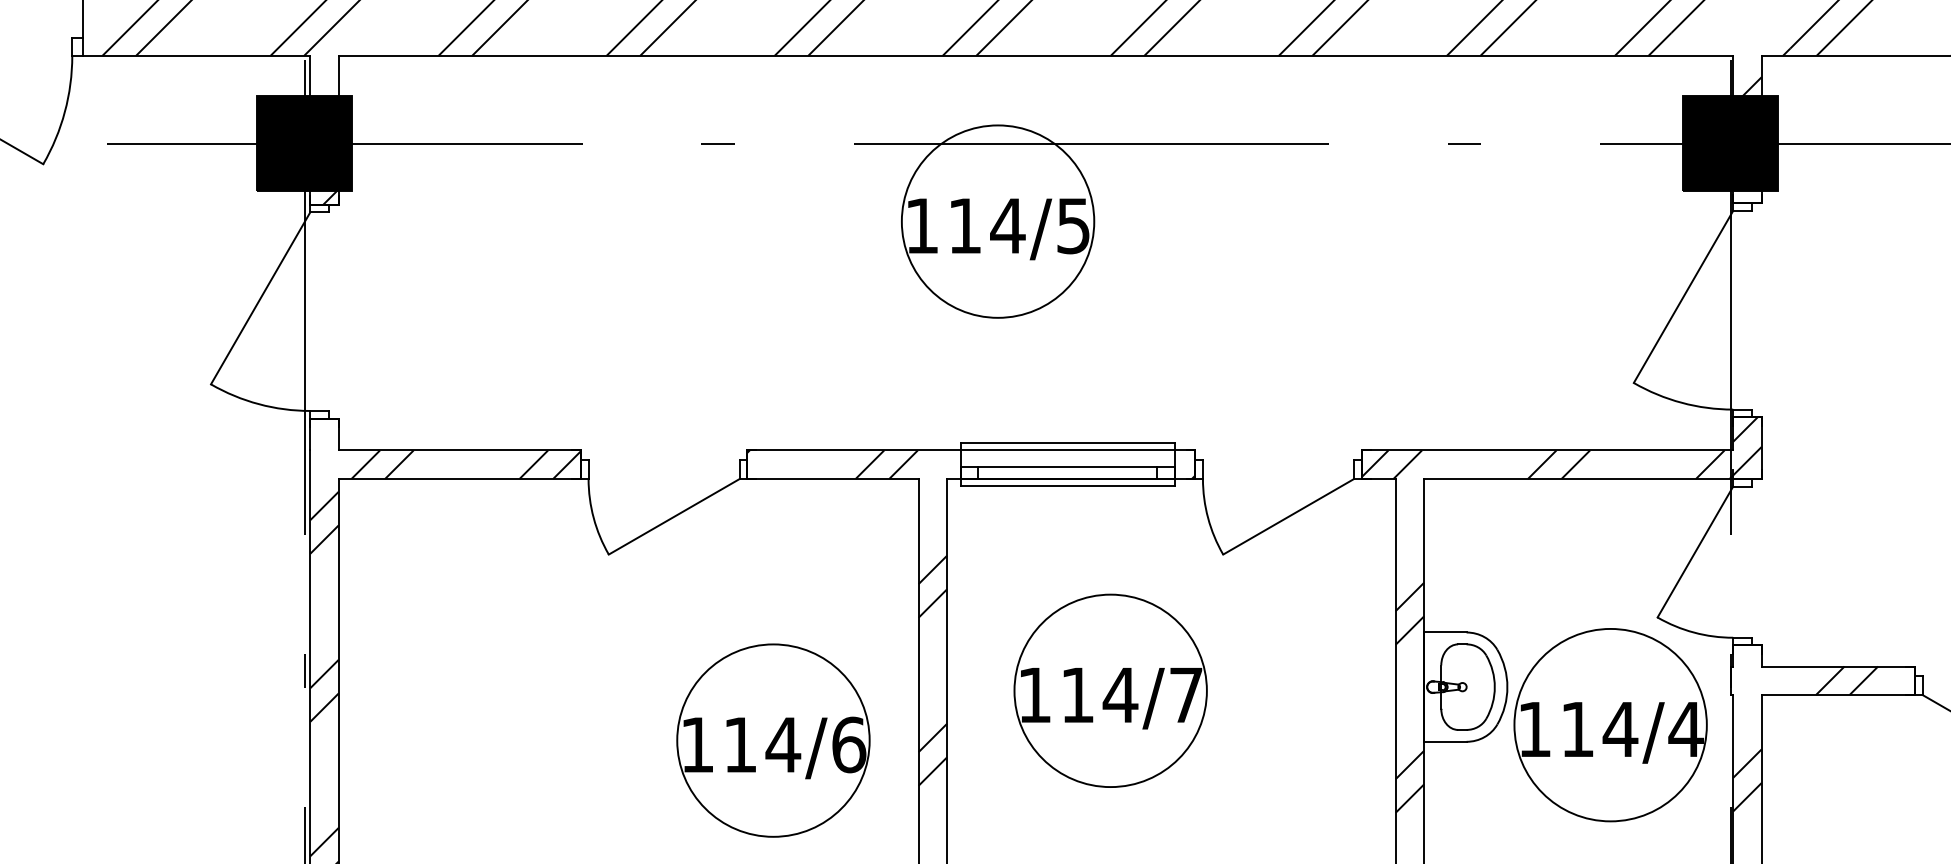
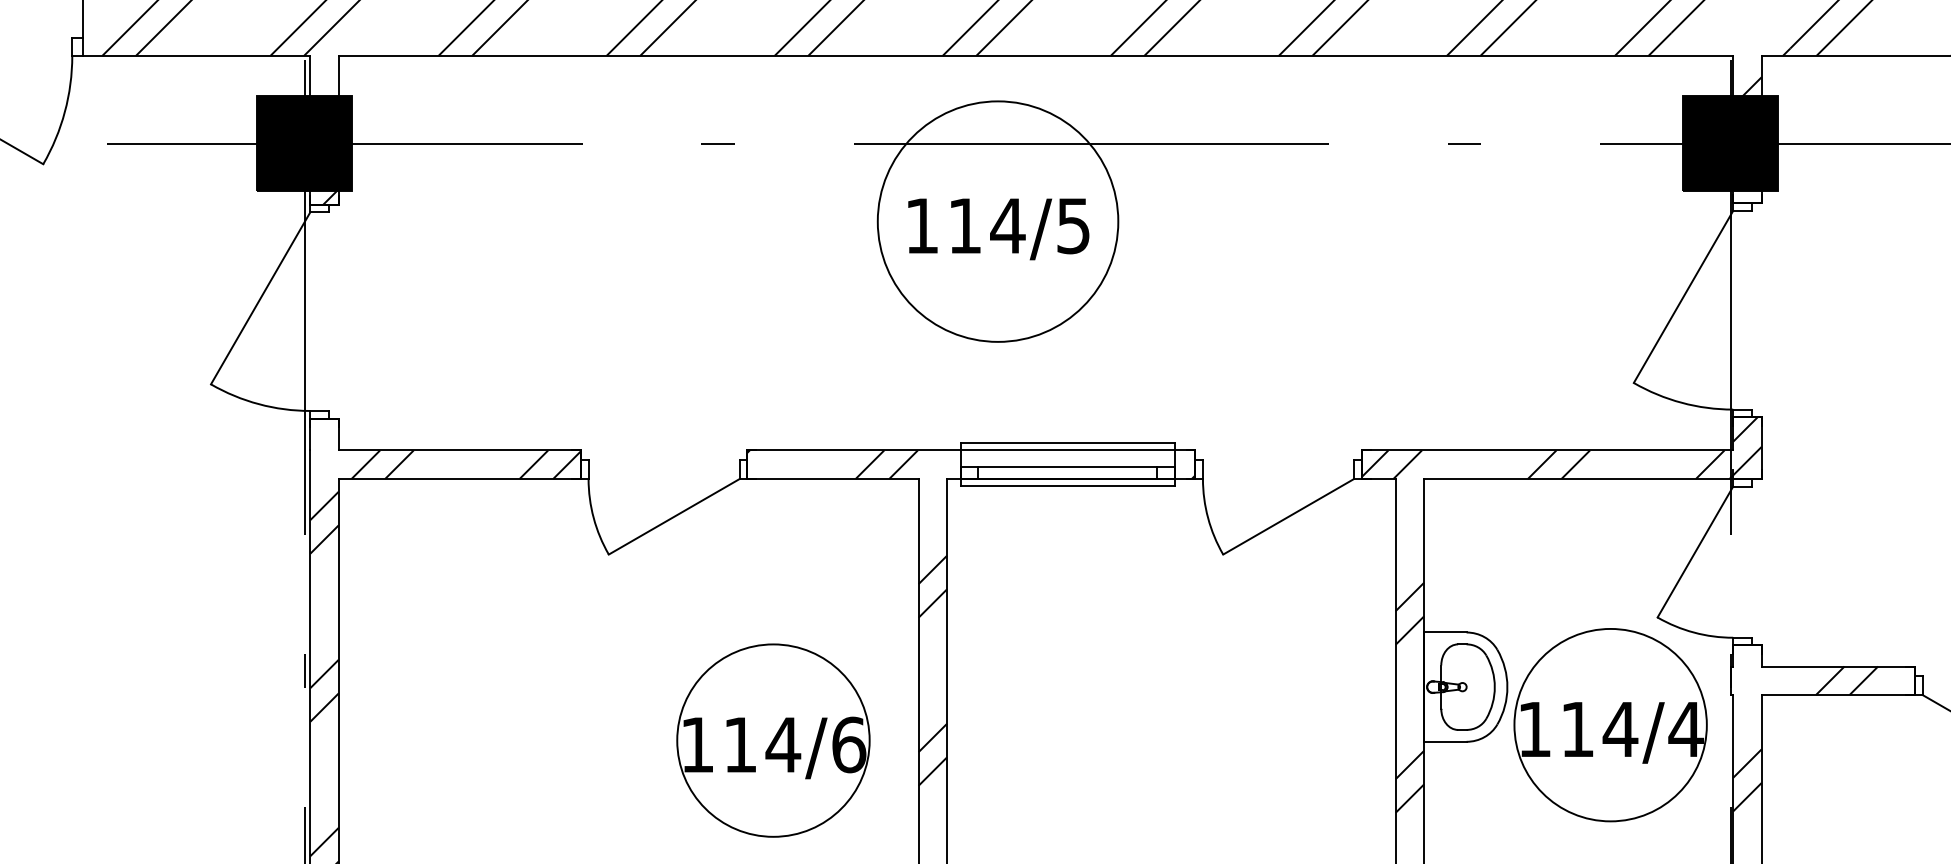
circle diameter: 192 px -> 241 px (997, 221)
part: present -> none (1110, 690)
